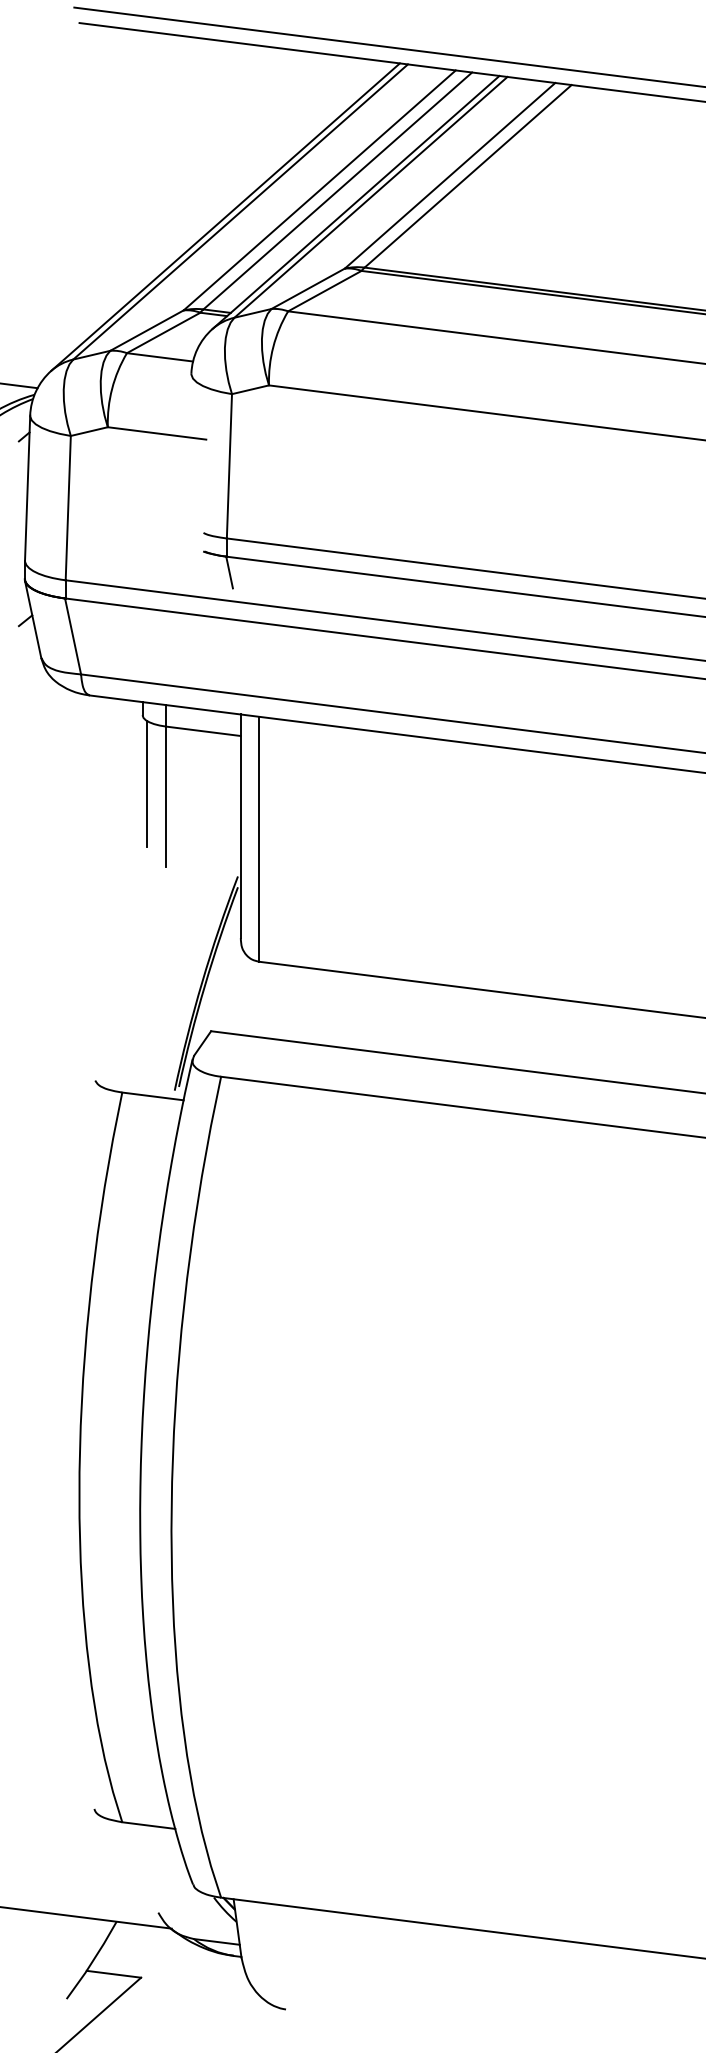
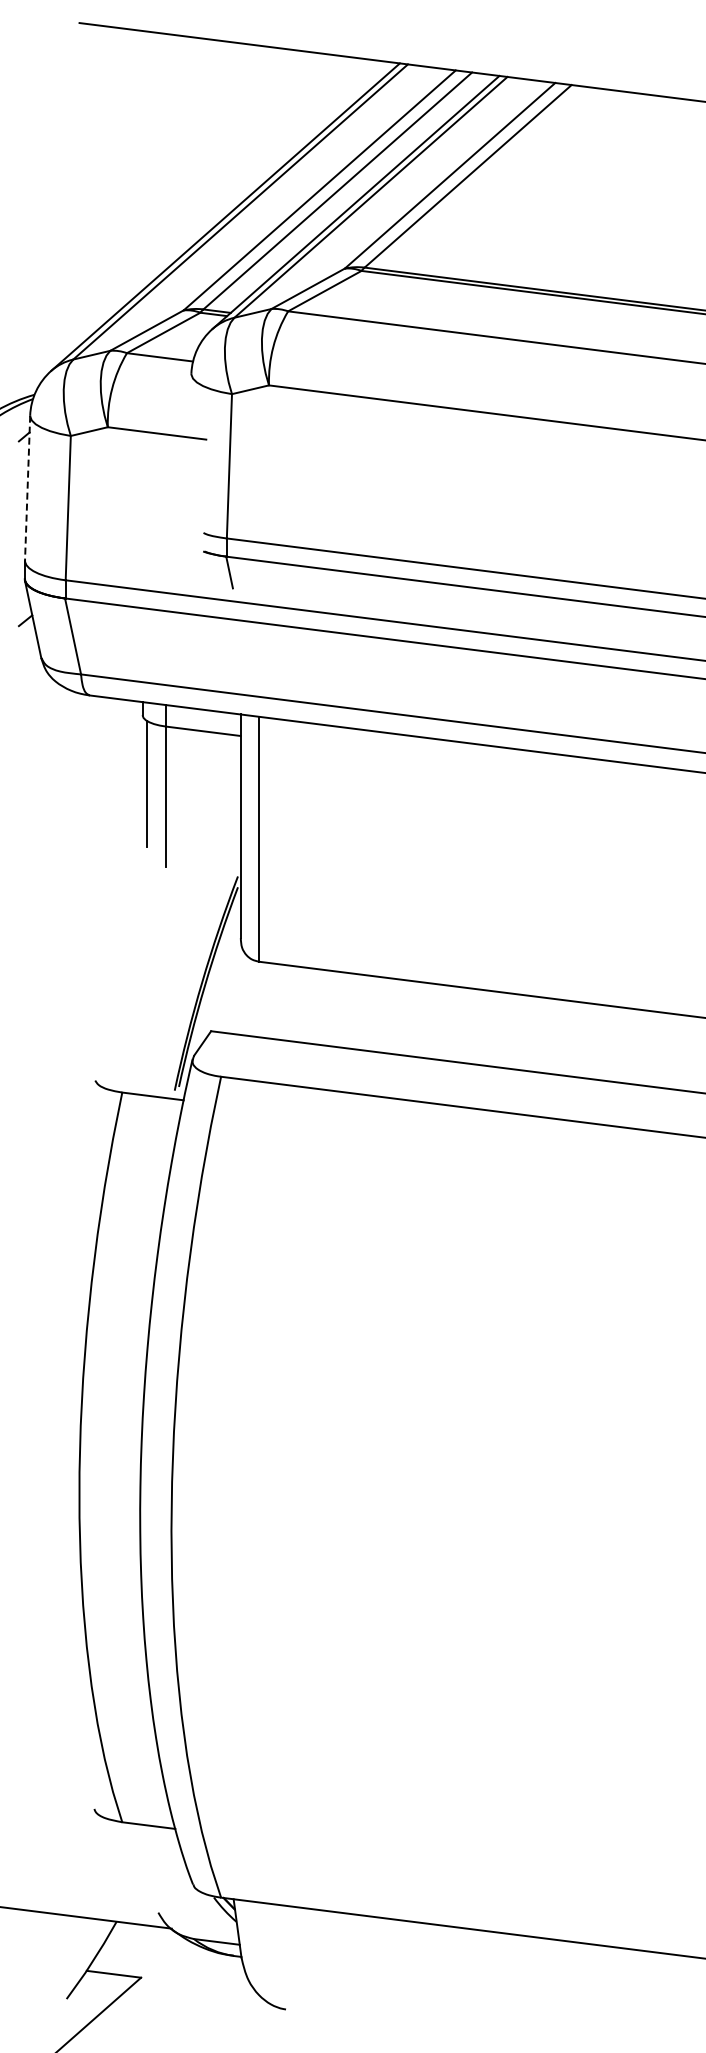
line: present -> none (388, 46)
line: present -> none (19, 385)
line: solid -> dashed (27, 488)
